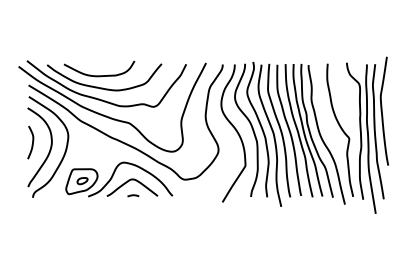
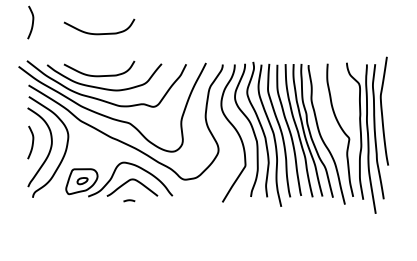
curve: none -> present (32, 22)
curve: none -> present (99, 33)
curve position: (133, 195) -> (129, 200) (129, 200)
